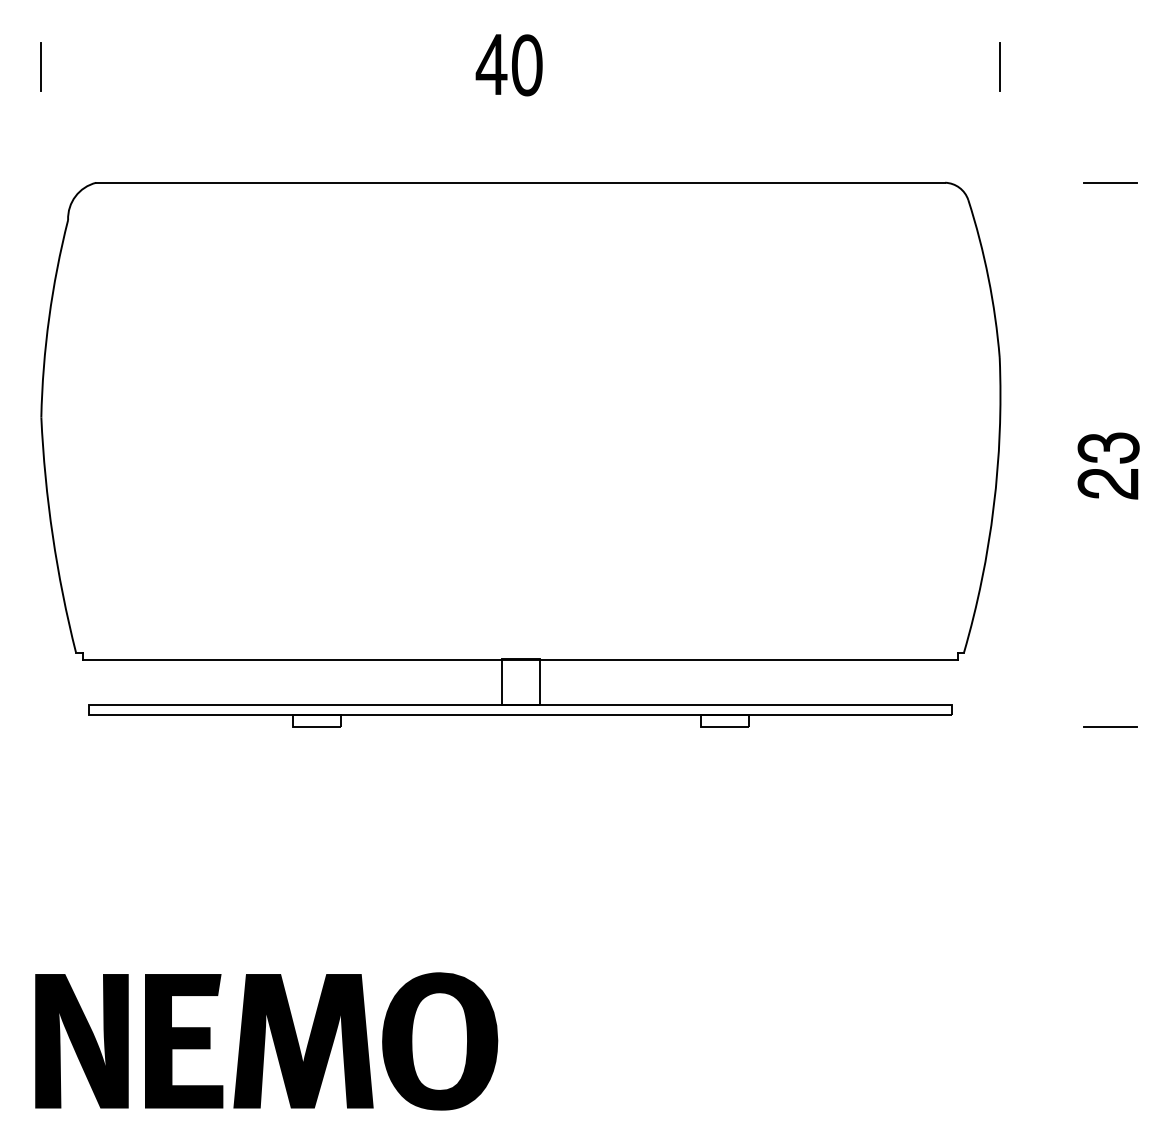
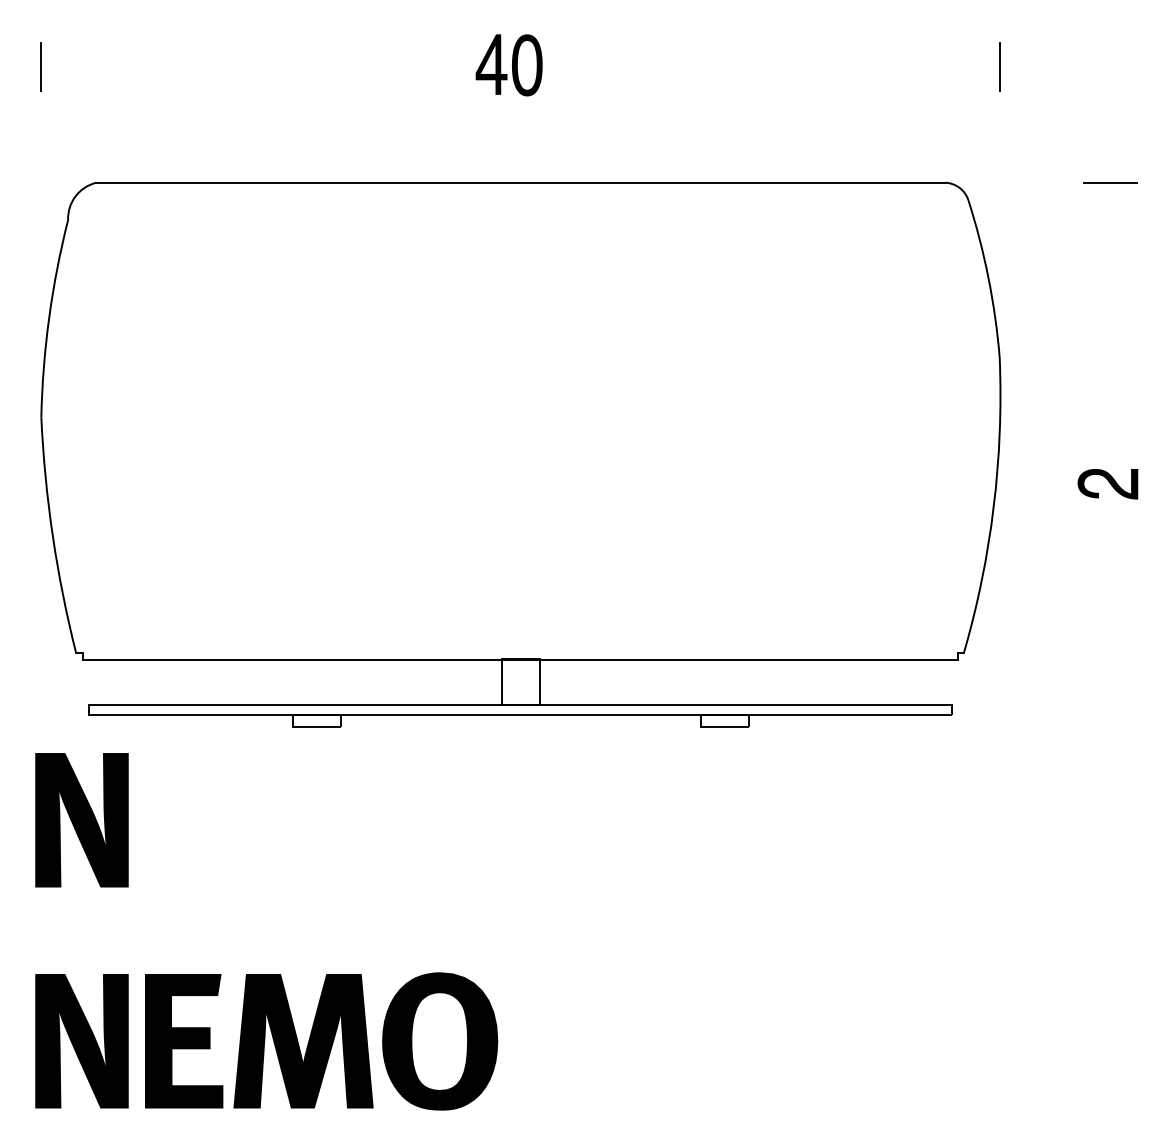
fill: present -> none (1108, 447)
line: present -> none (1110, 726)
part: none -> present (81, 820)
